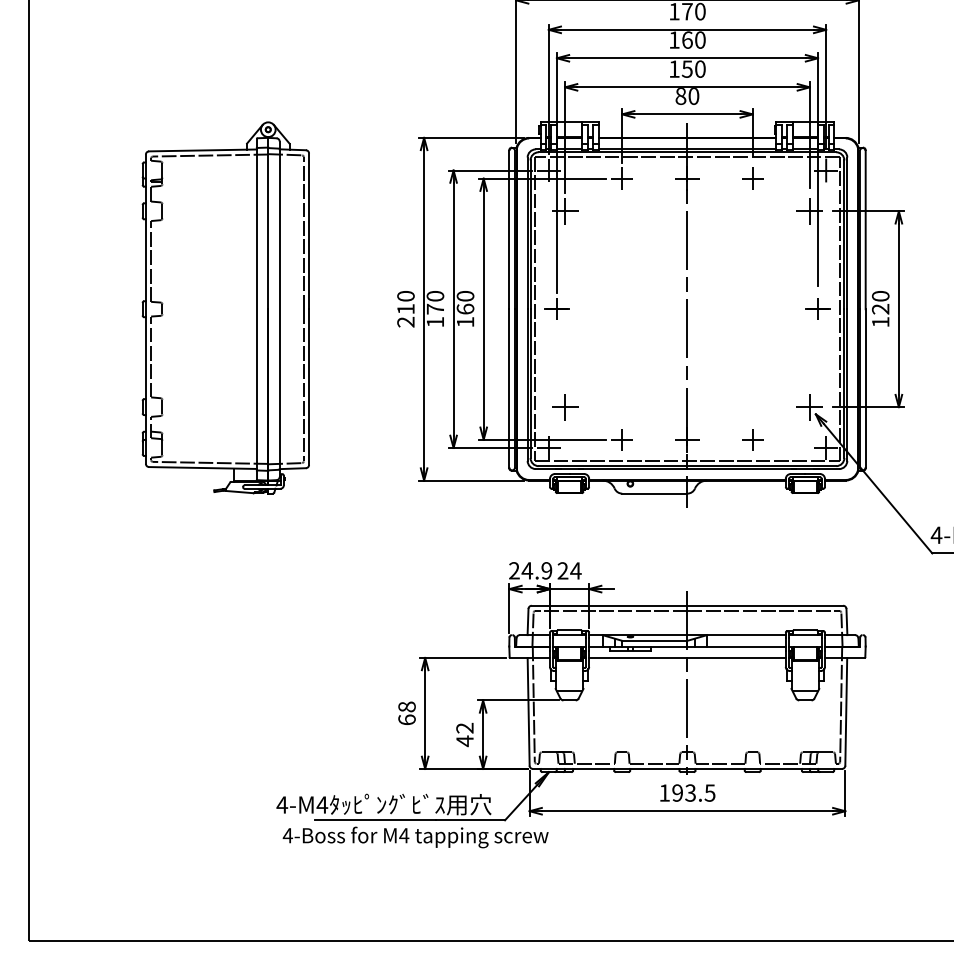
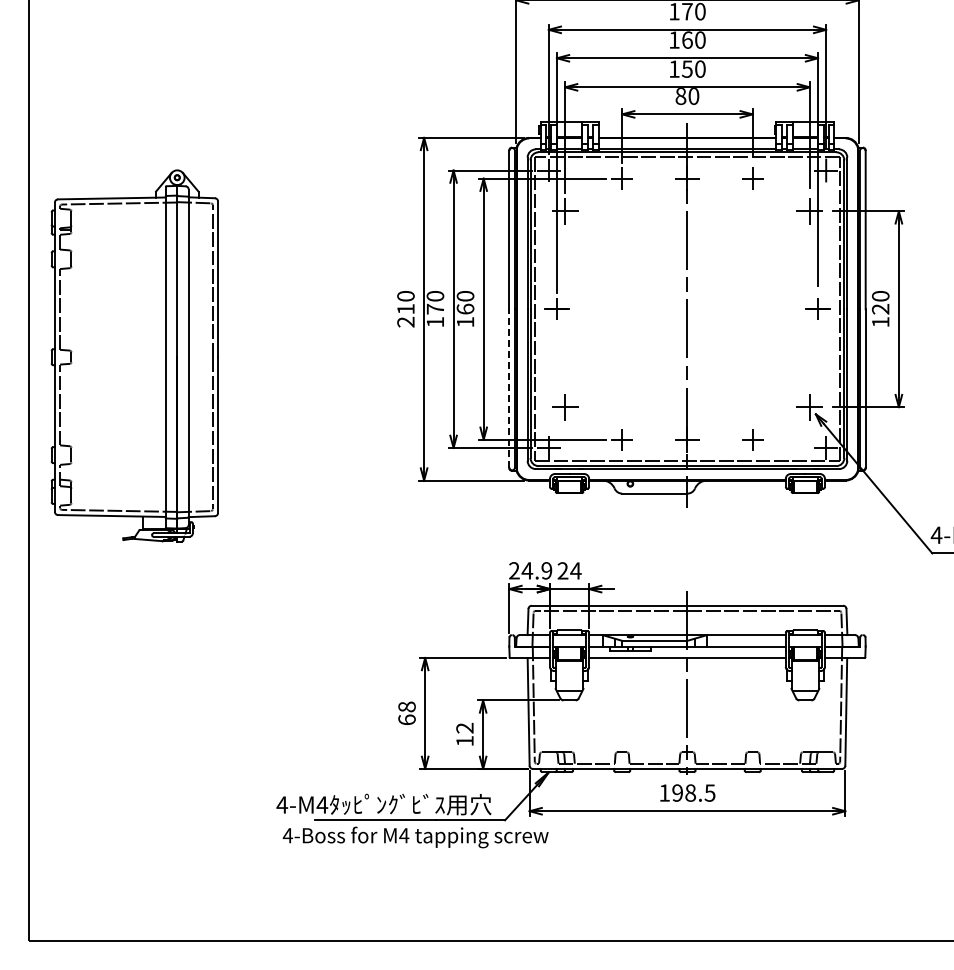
part position: (225, 307) -> (134, 355) (134, 355)
line: solid -> dashed (509, 387)
text: 42 -> 12 (464, 741)
text: 193.5 -> 198.5 (690, 792)
